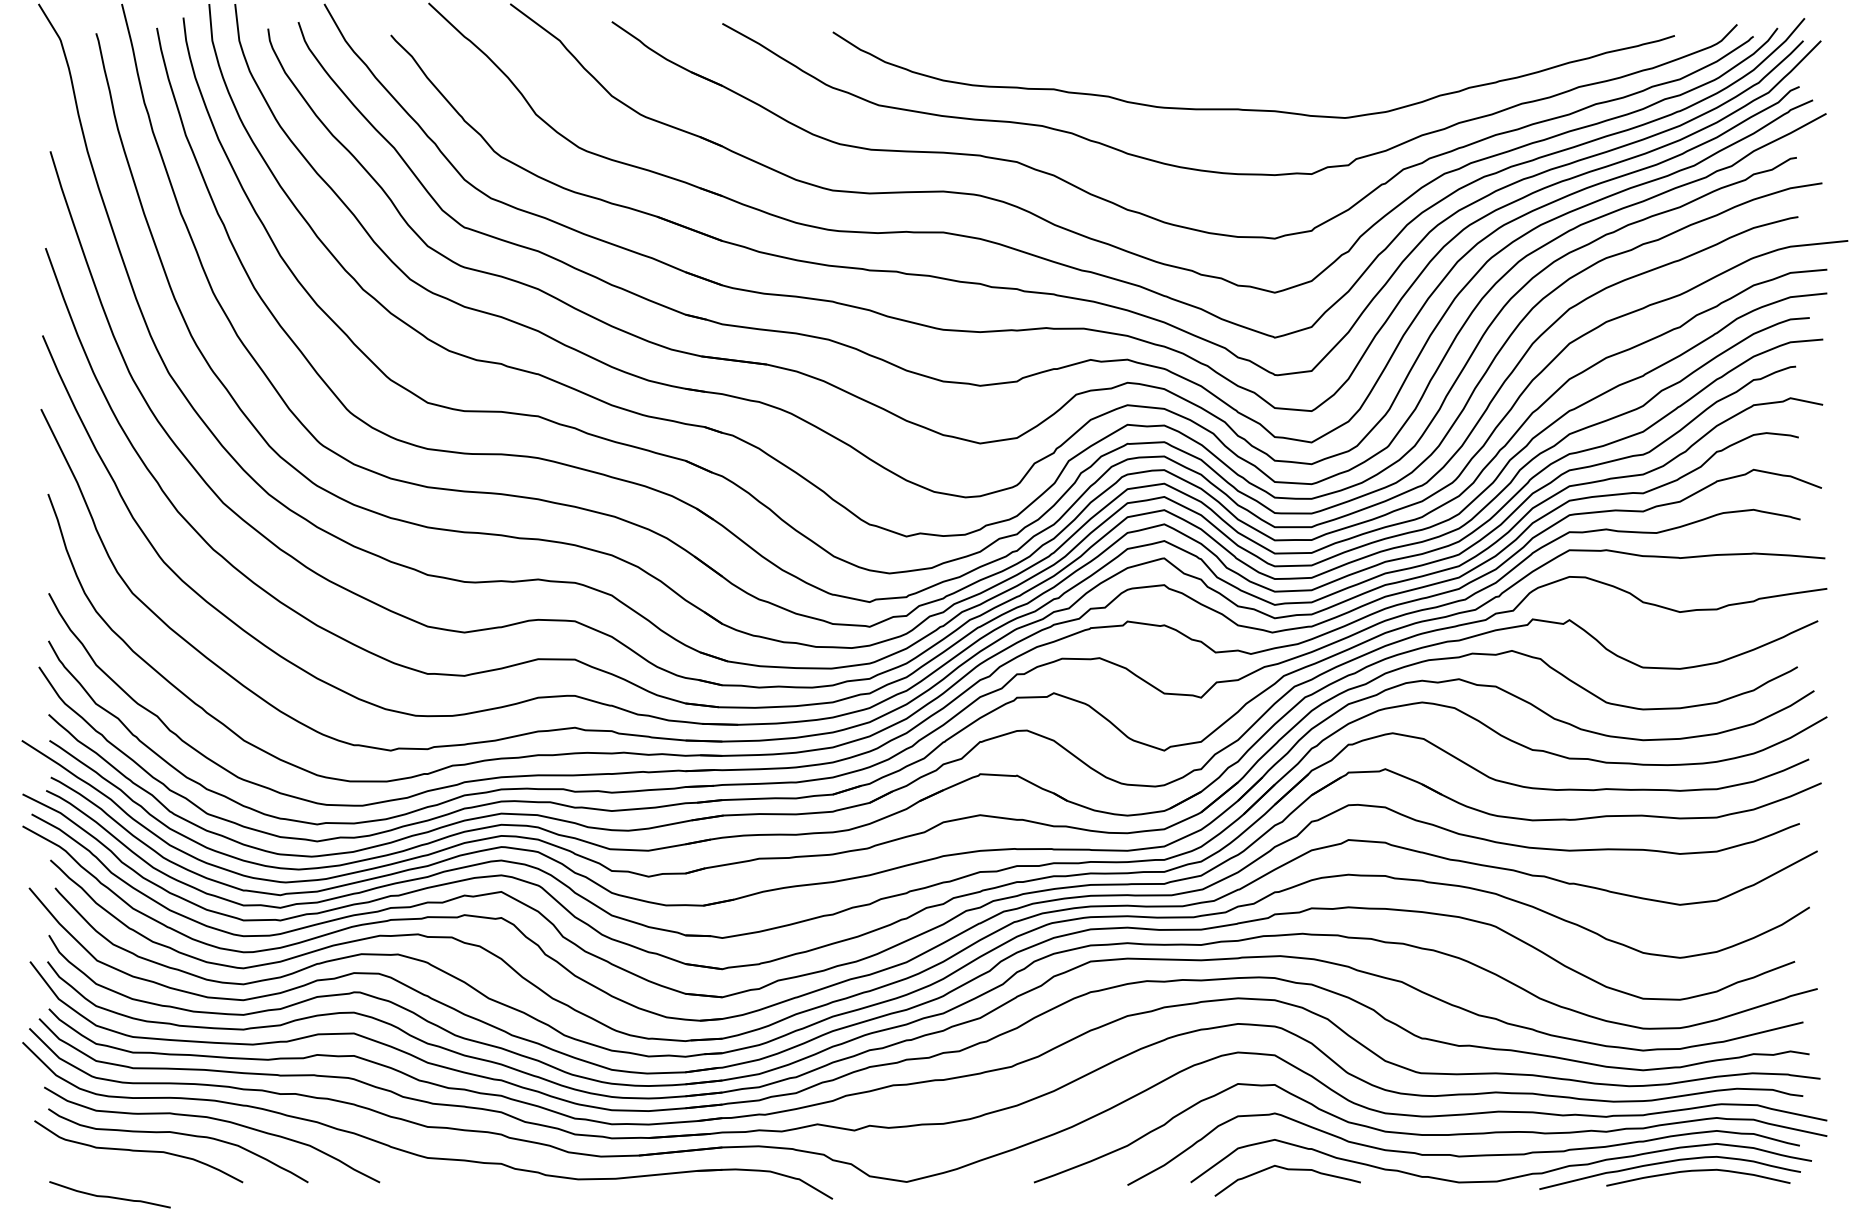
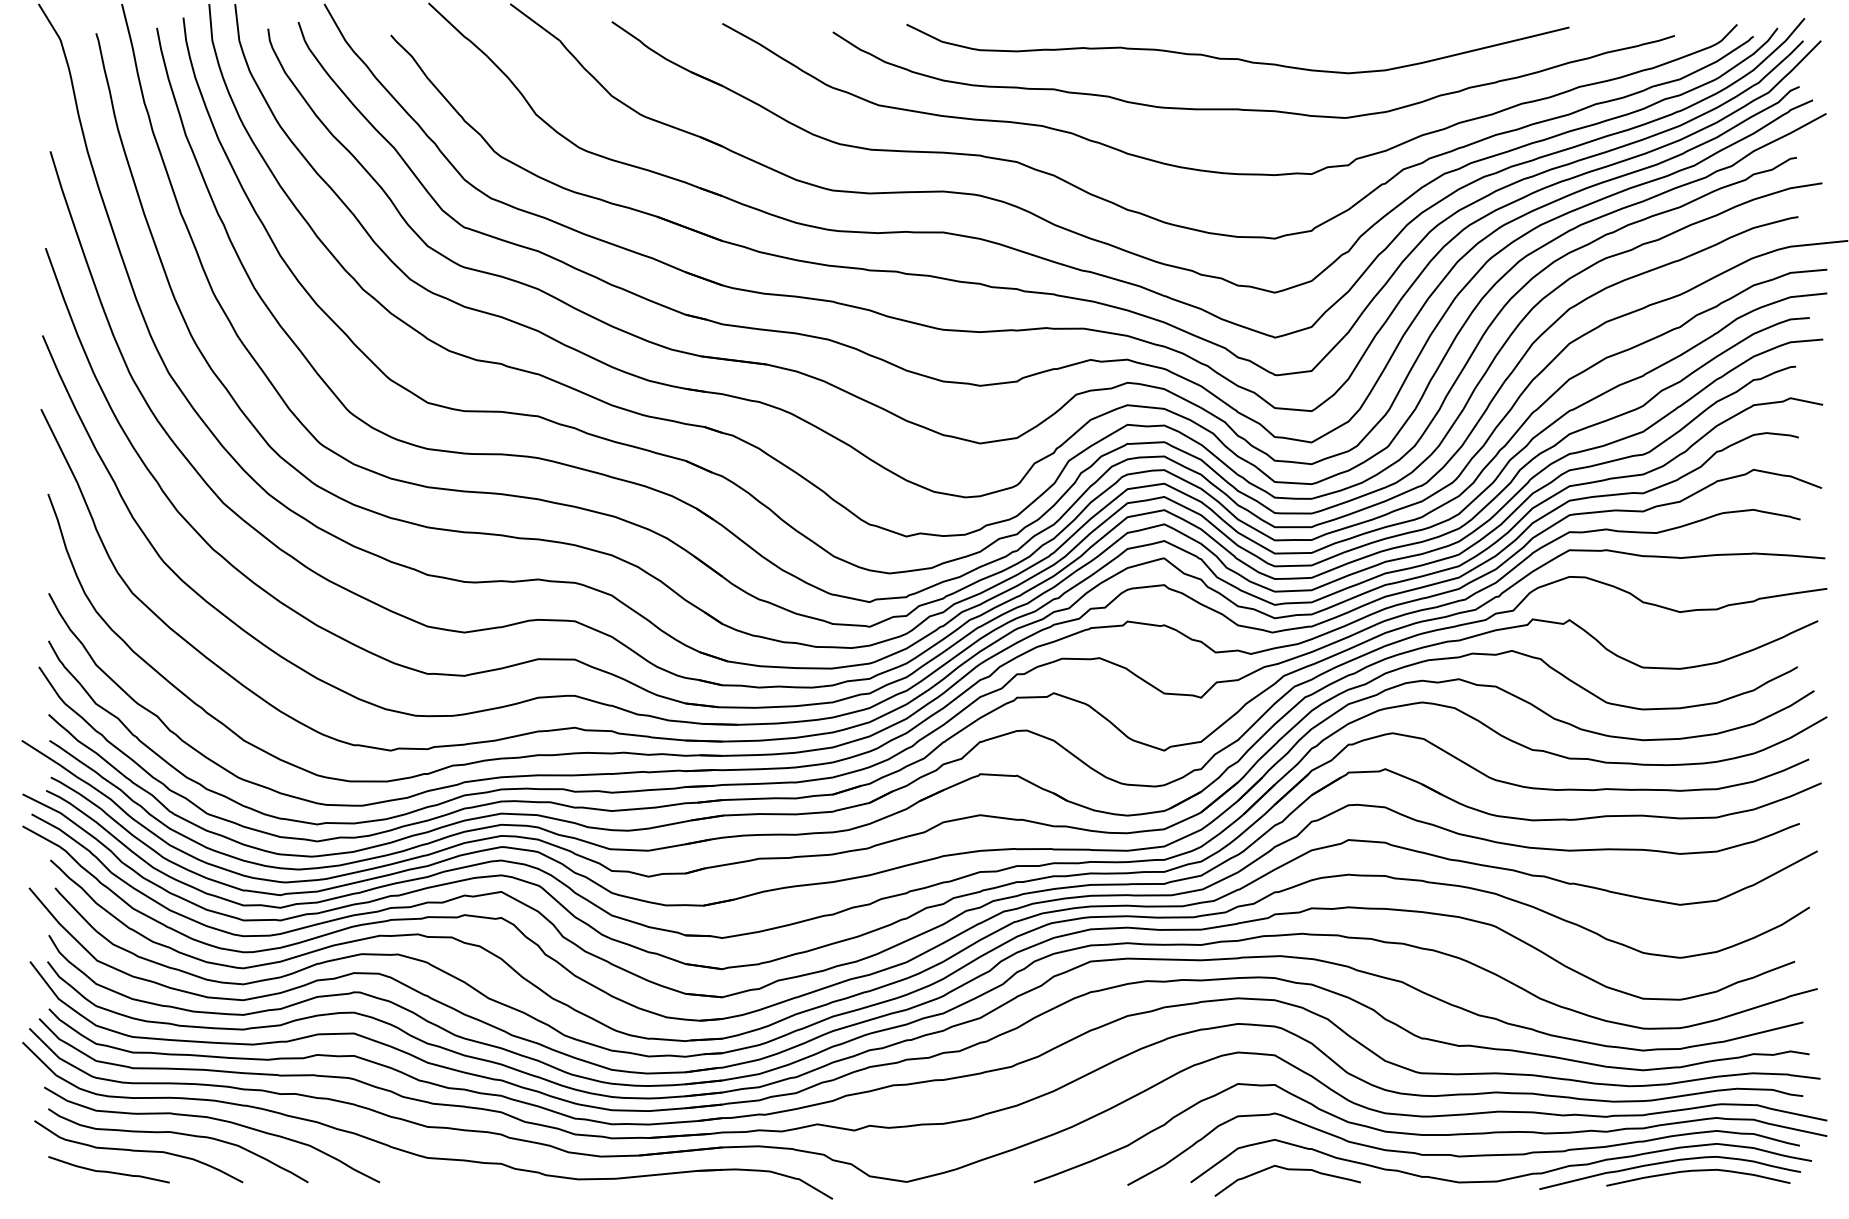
curve: none -> present (1237, 58)
curve position: (109, 1196) -> (108, 1171) (108, 1171)
